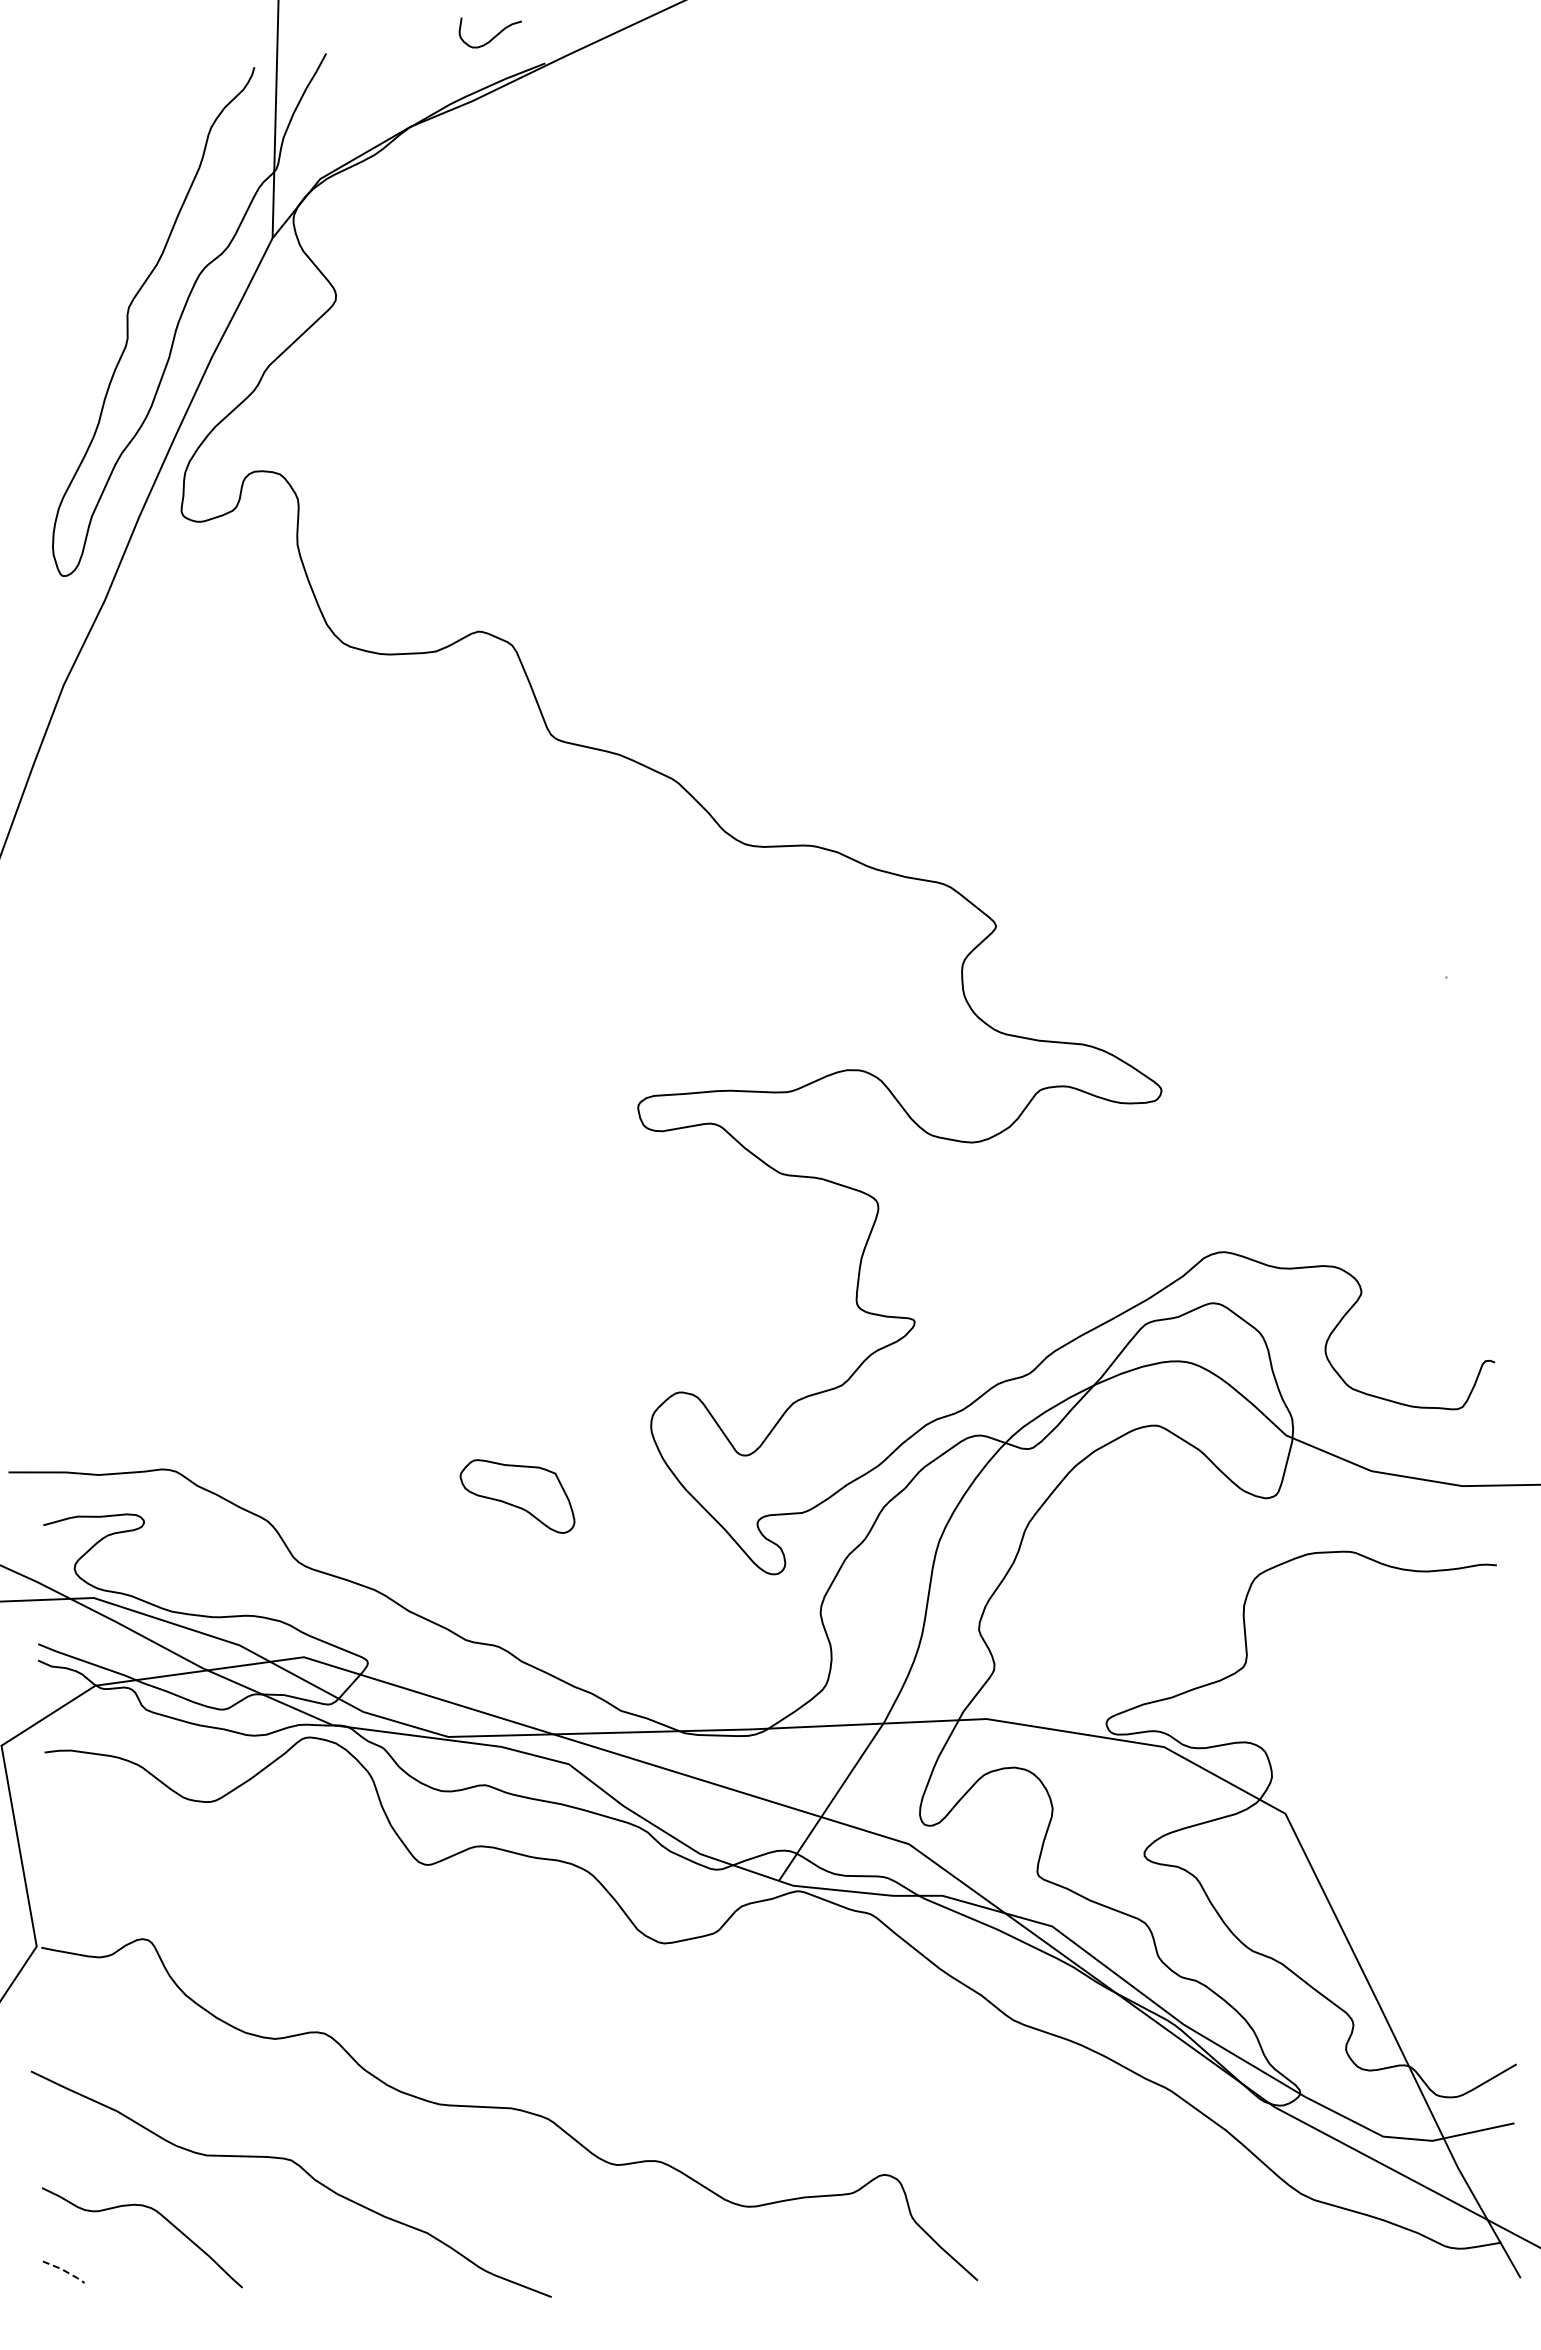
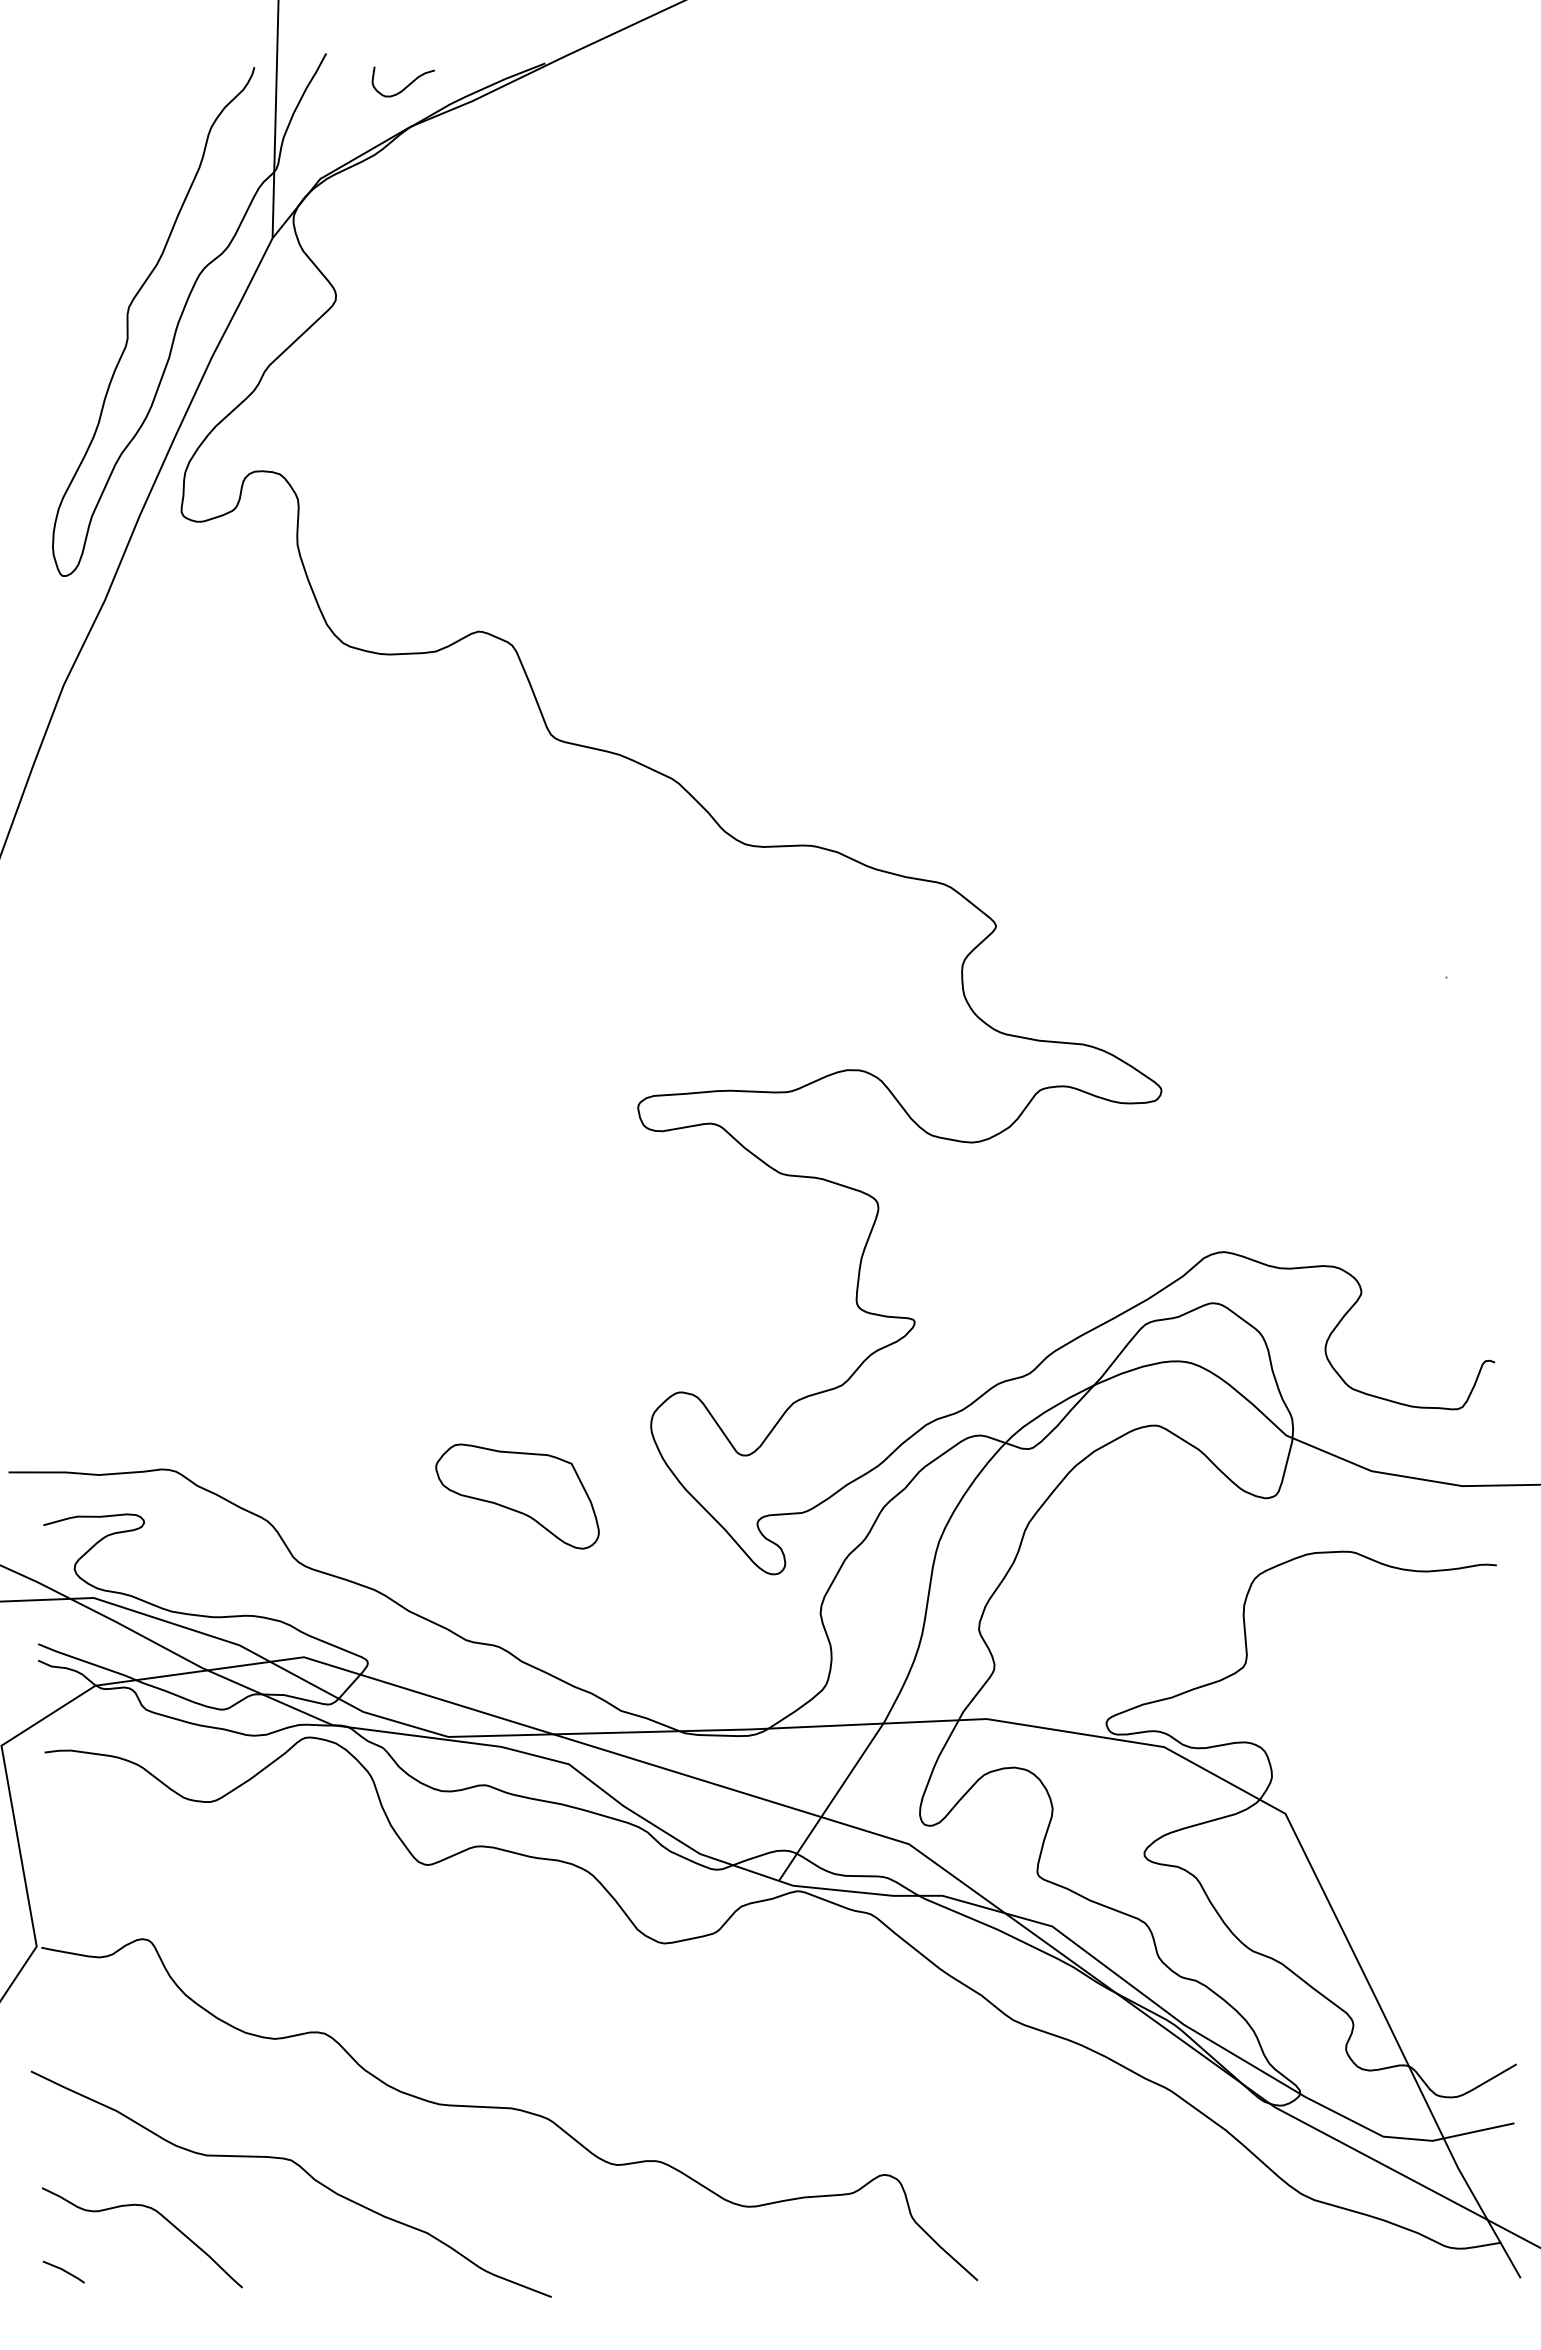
curve position: (492, 37) -> (405, 86) (405, 86)
part size: 117x75 px -> 165x107 px (517, 1496)
line: dashed -> solid (64, 2270)
